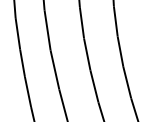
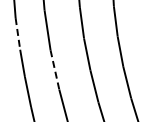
line: solid -> dashed (17, 33)
line: solid -> dashed (55, 70)
